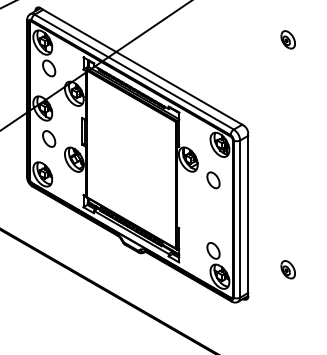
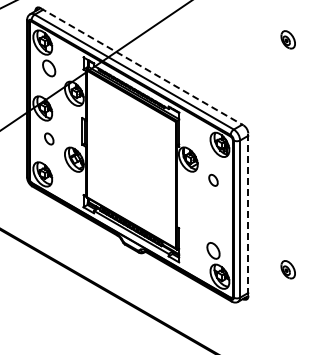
line: solid -> dashed (142, 67)
part size: 15x18 px -> 11x14 px (49, 138)
part size: 15x19 px -> 11x14 px (213, 179)
line: solid -> dashed (248, 215)
